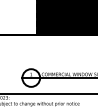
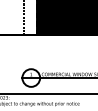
line: none -> present (23, 18)
